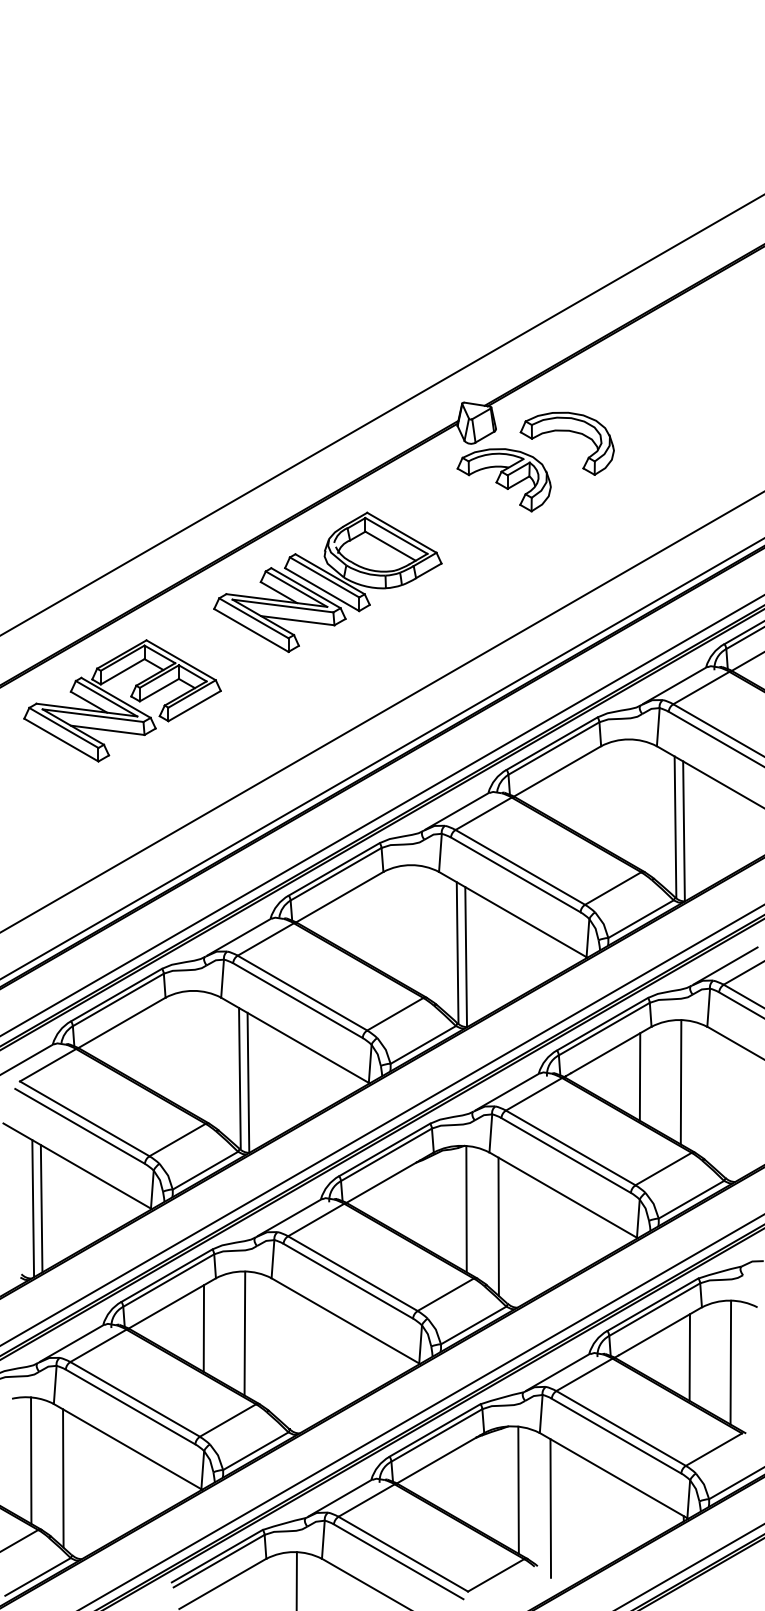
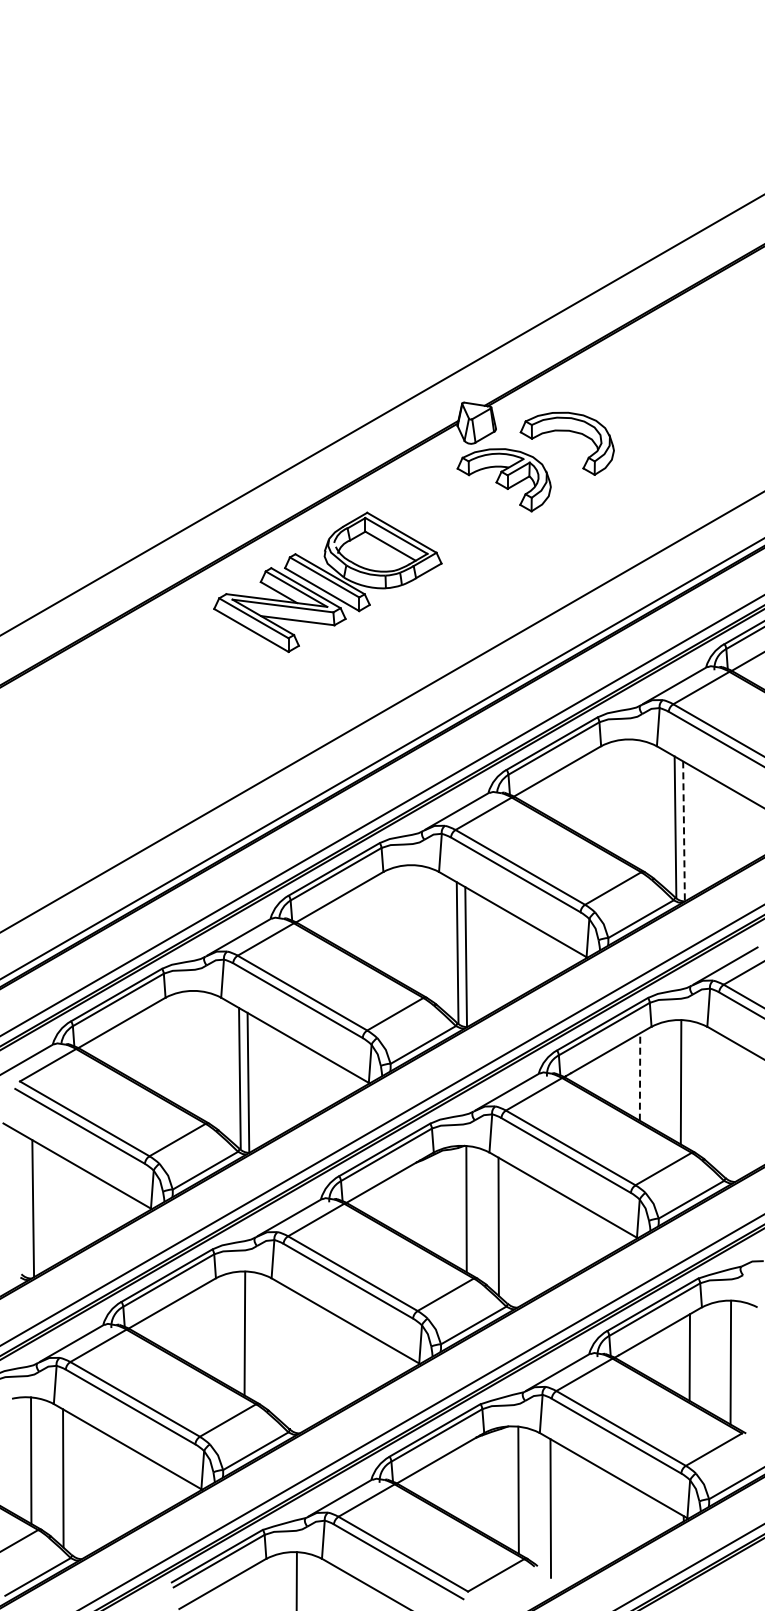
part: present -> none (122, 700)
line: solid -> dashed (684, 831)
line: solid -> dashed (640, 1076)
line: present -> none (41, 1208)
line: present -> none (203, 1328)
